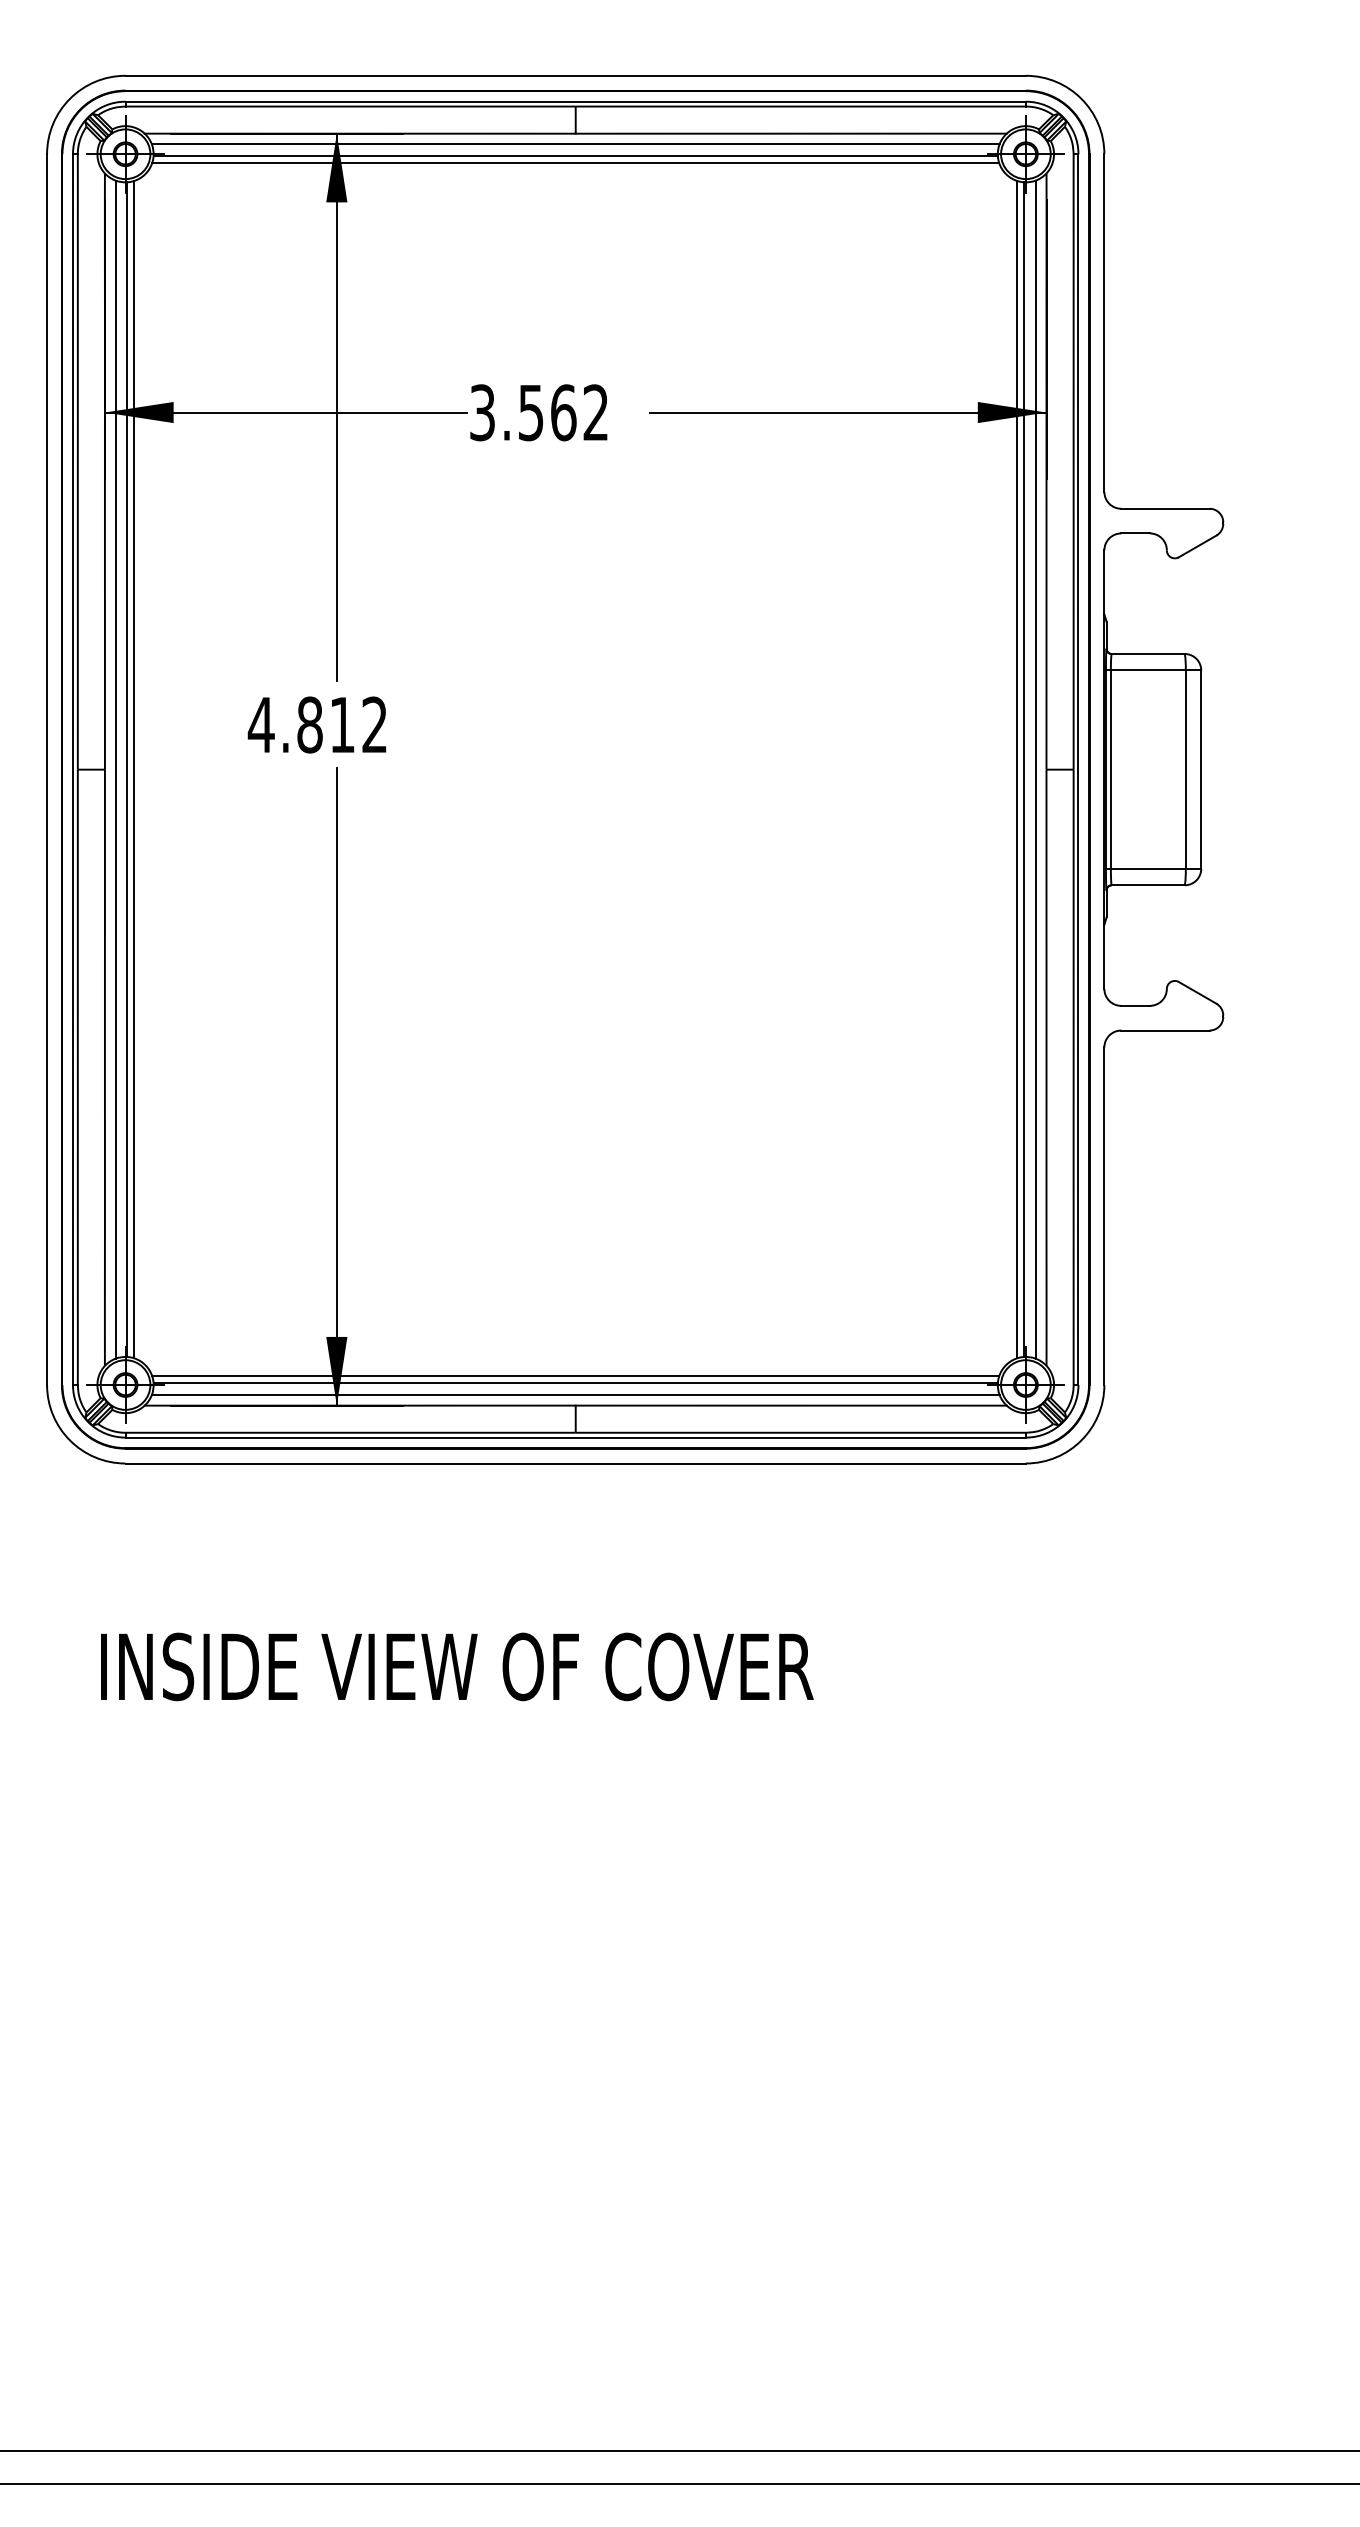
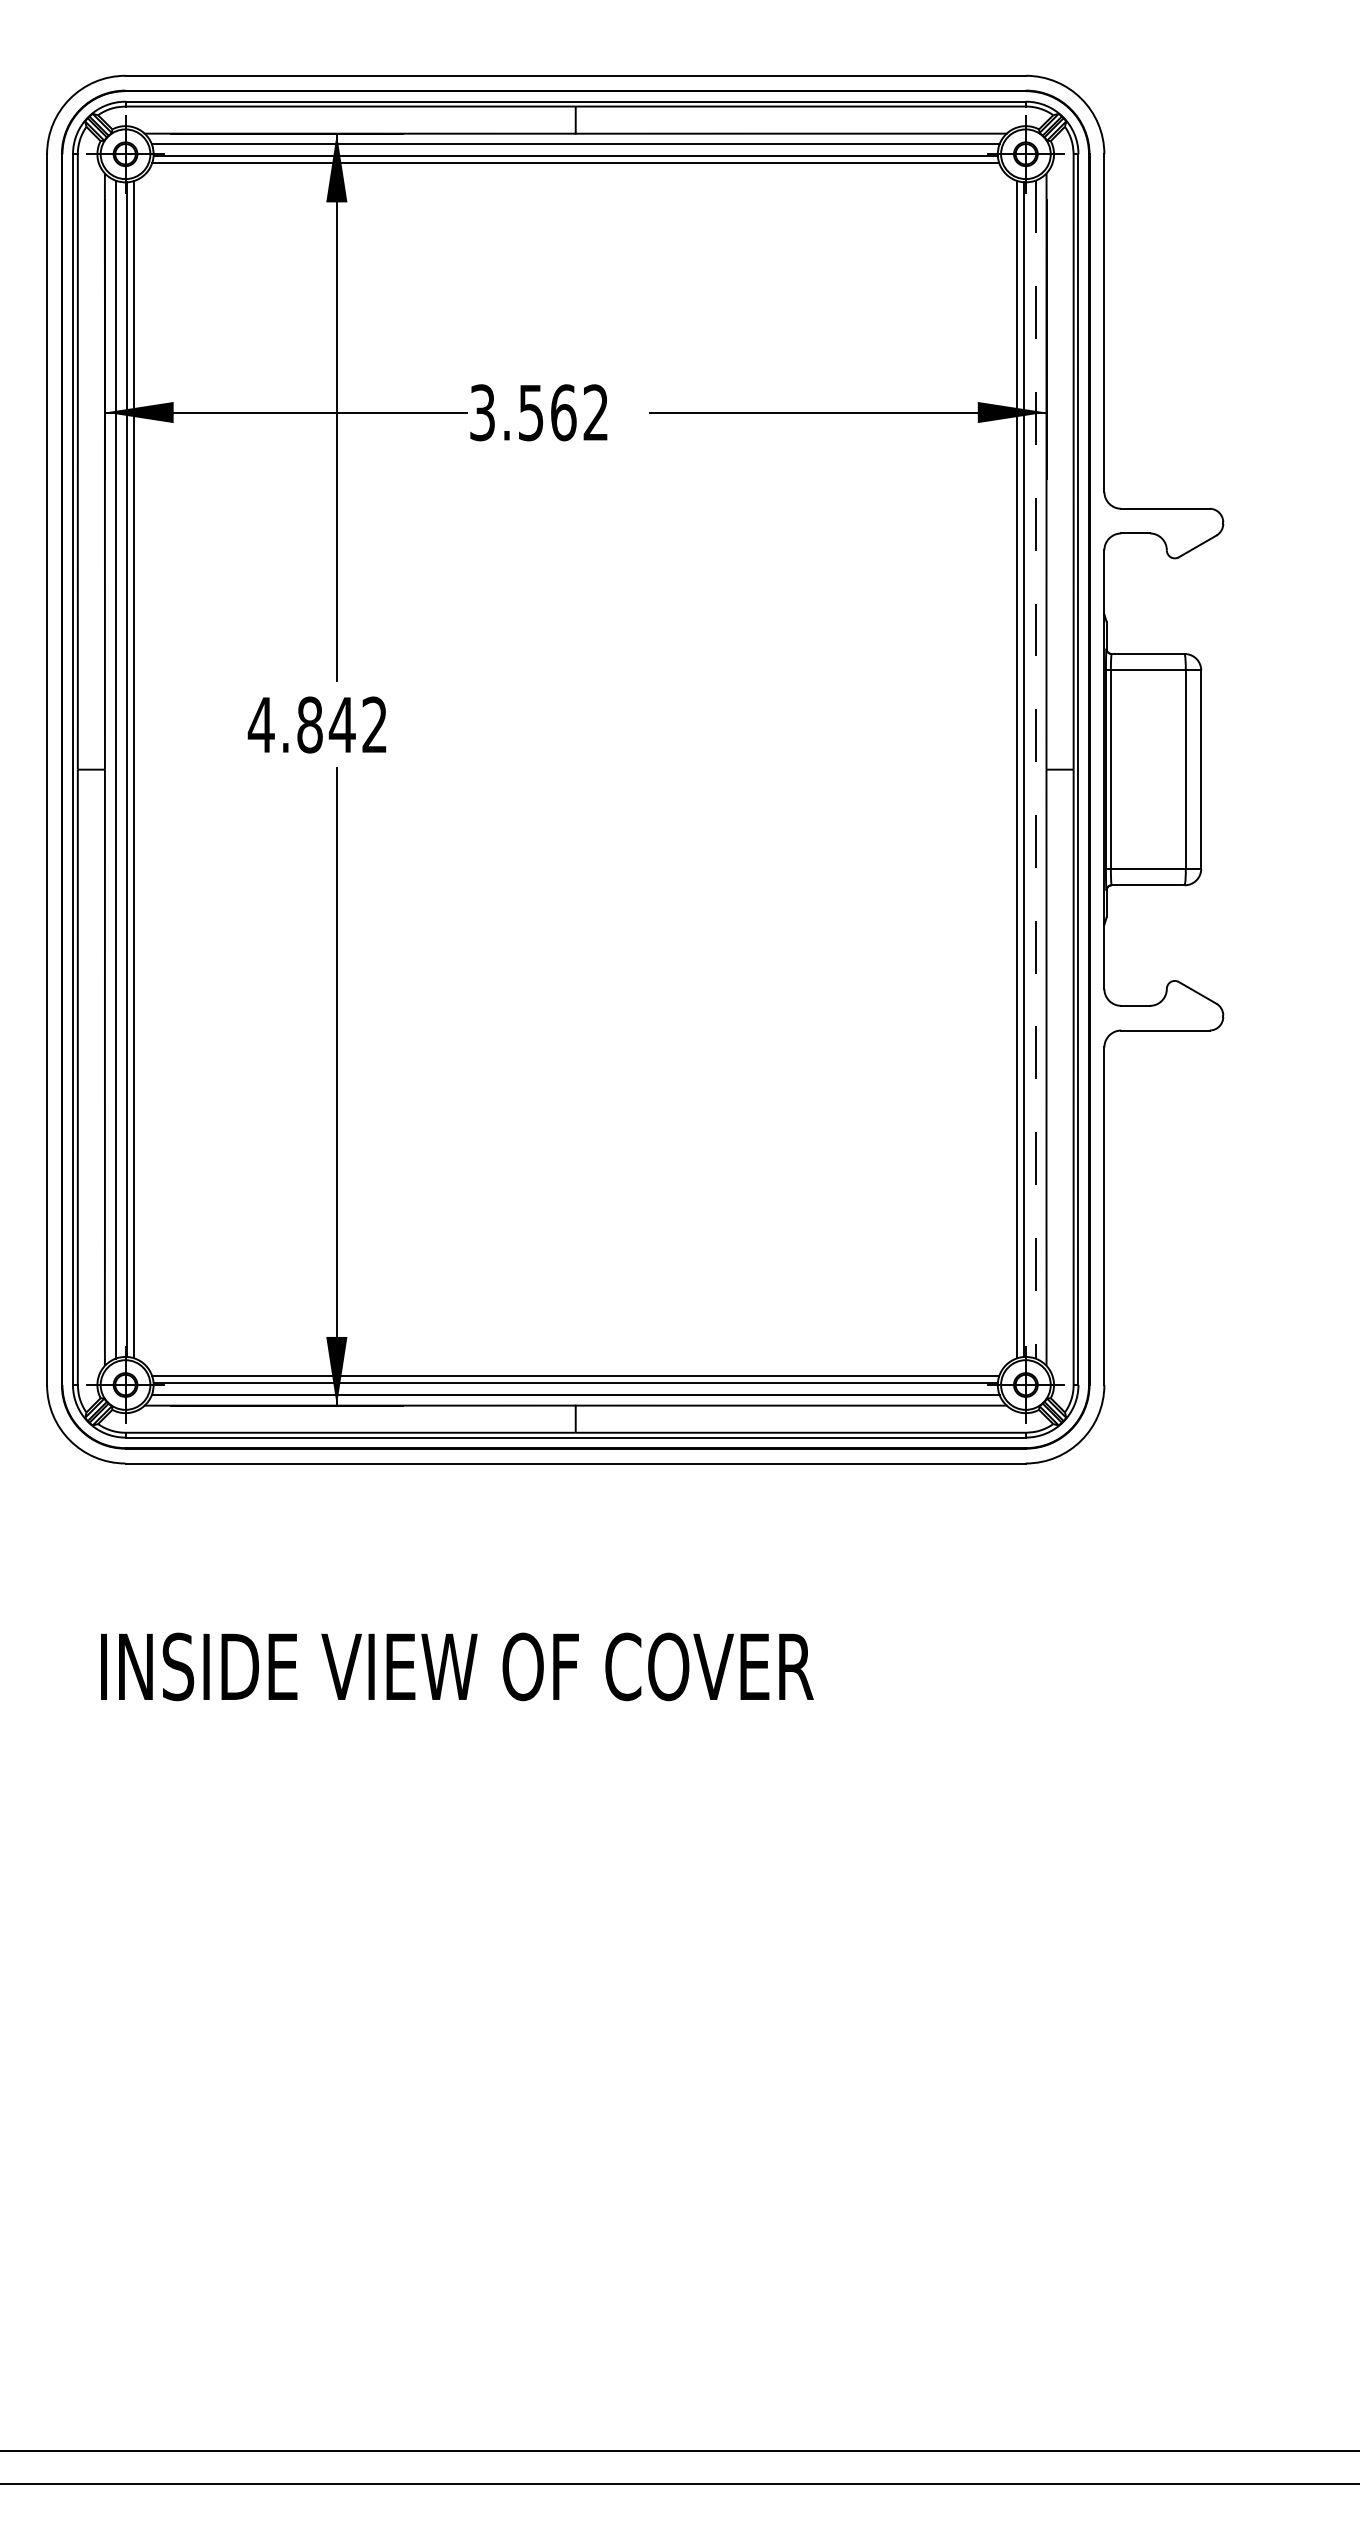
text: 4.812 -> 4.842 (341, 724)
line: solid -> dashed (1035, 770)
